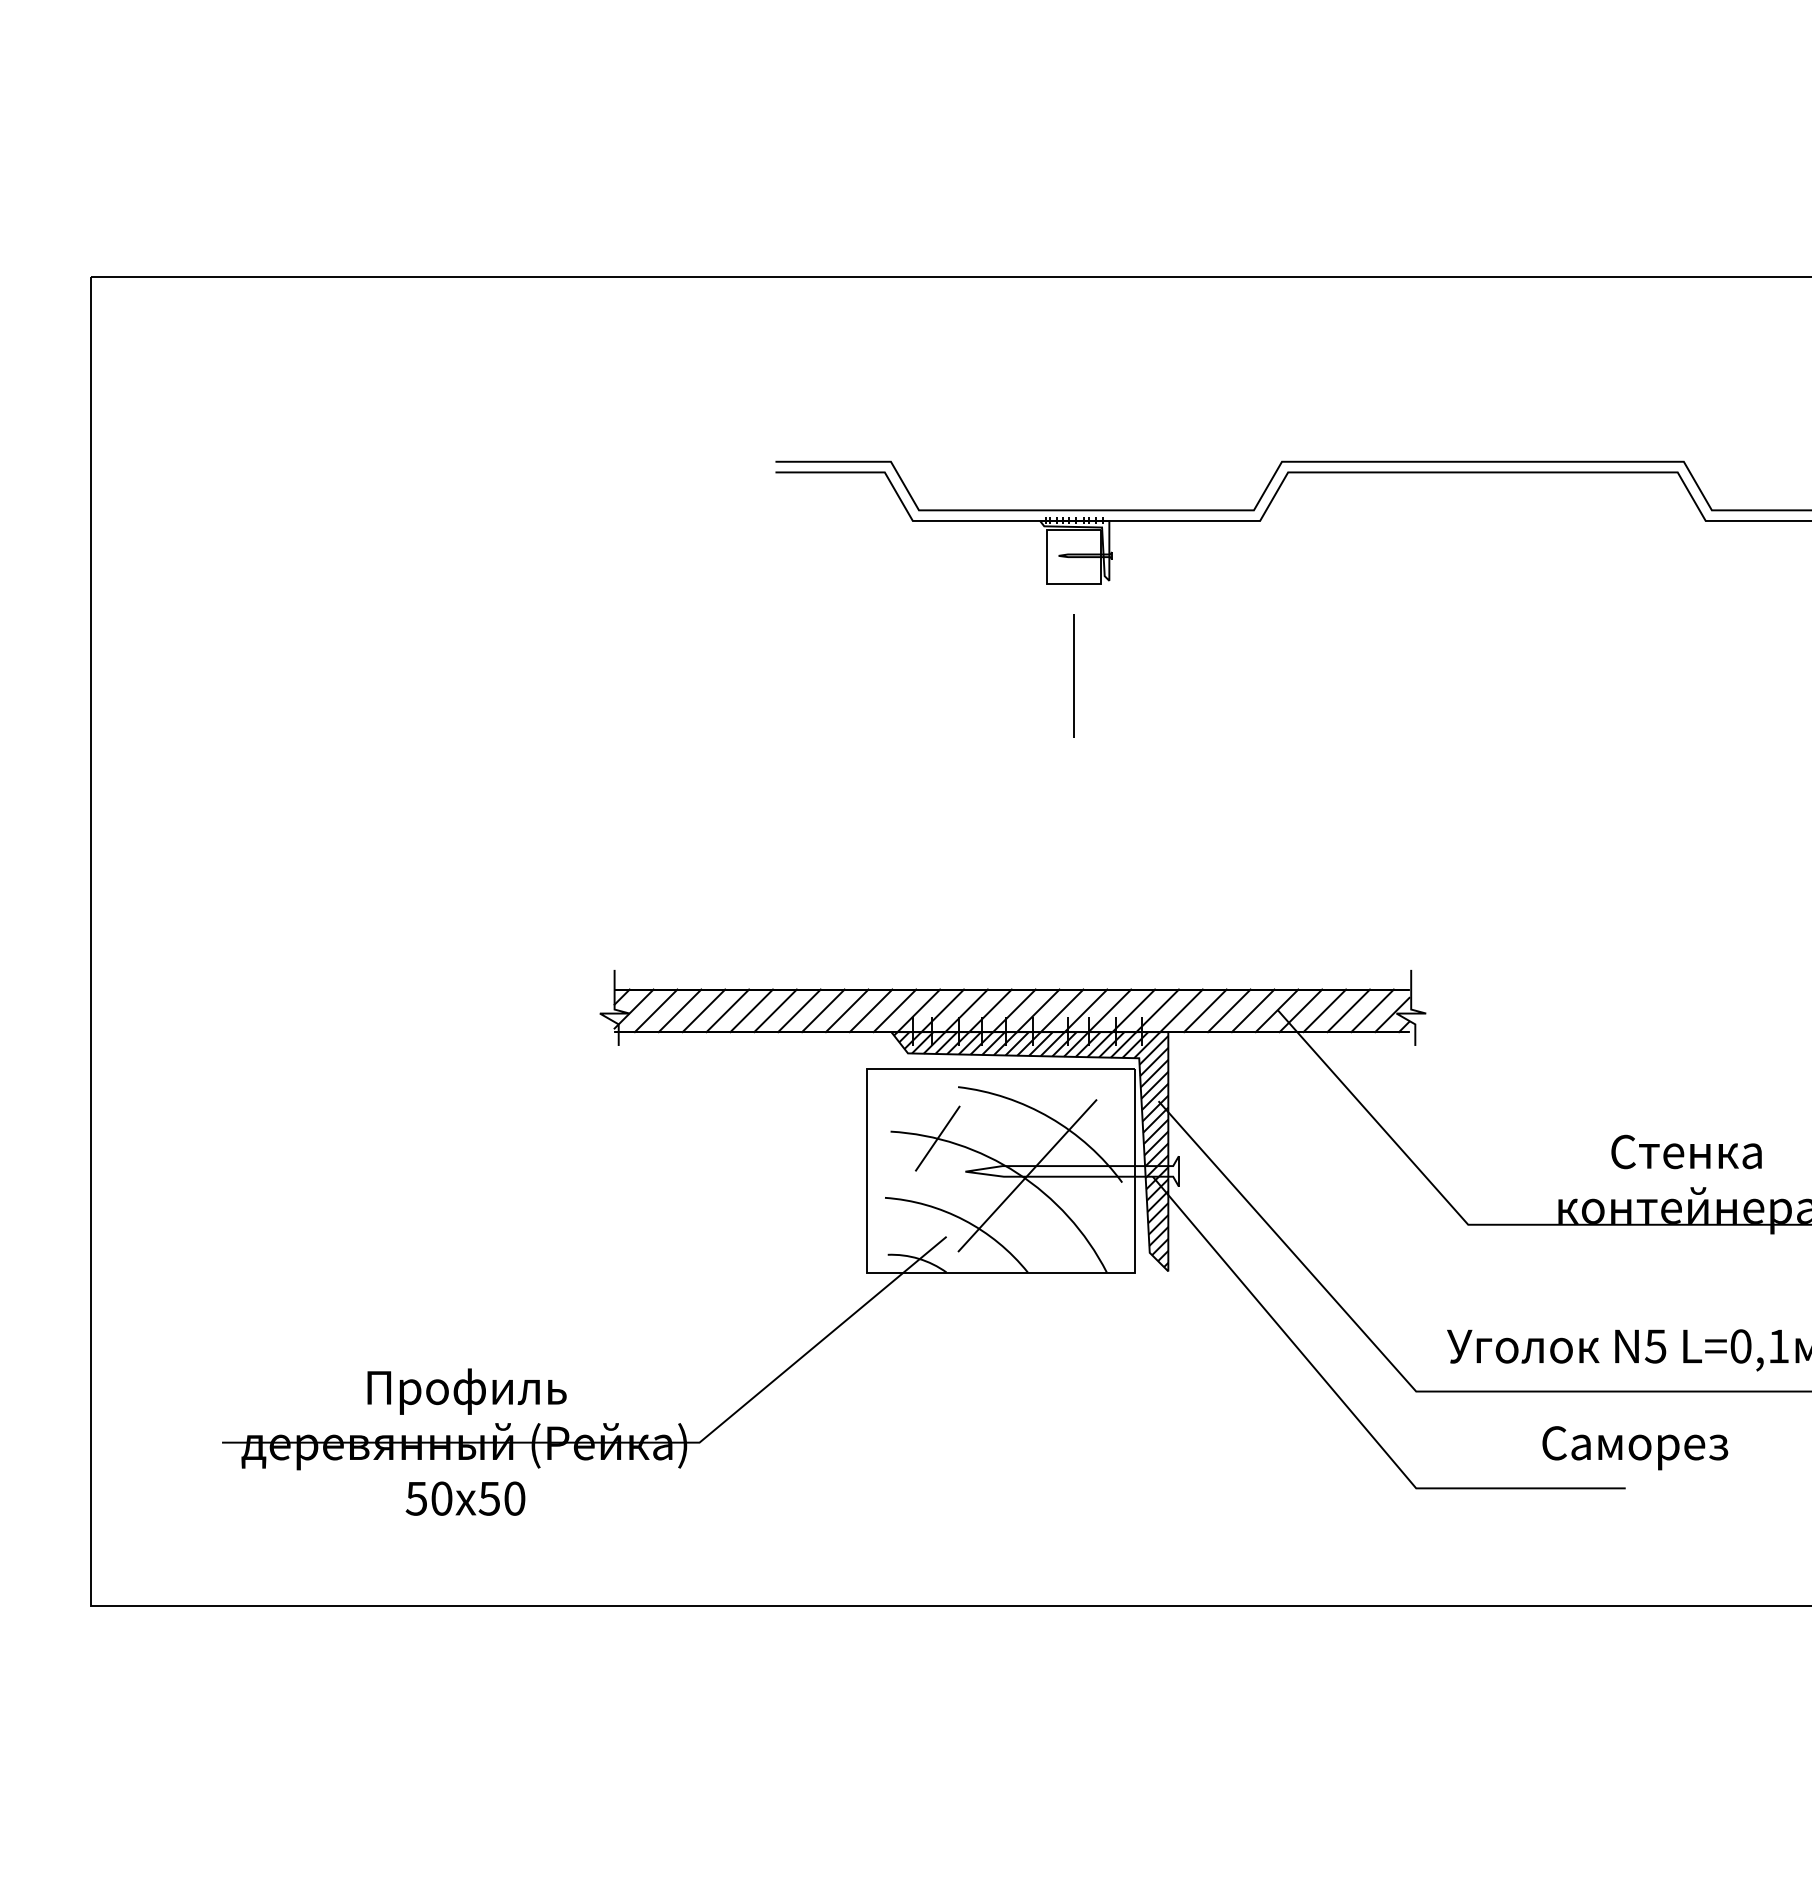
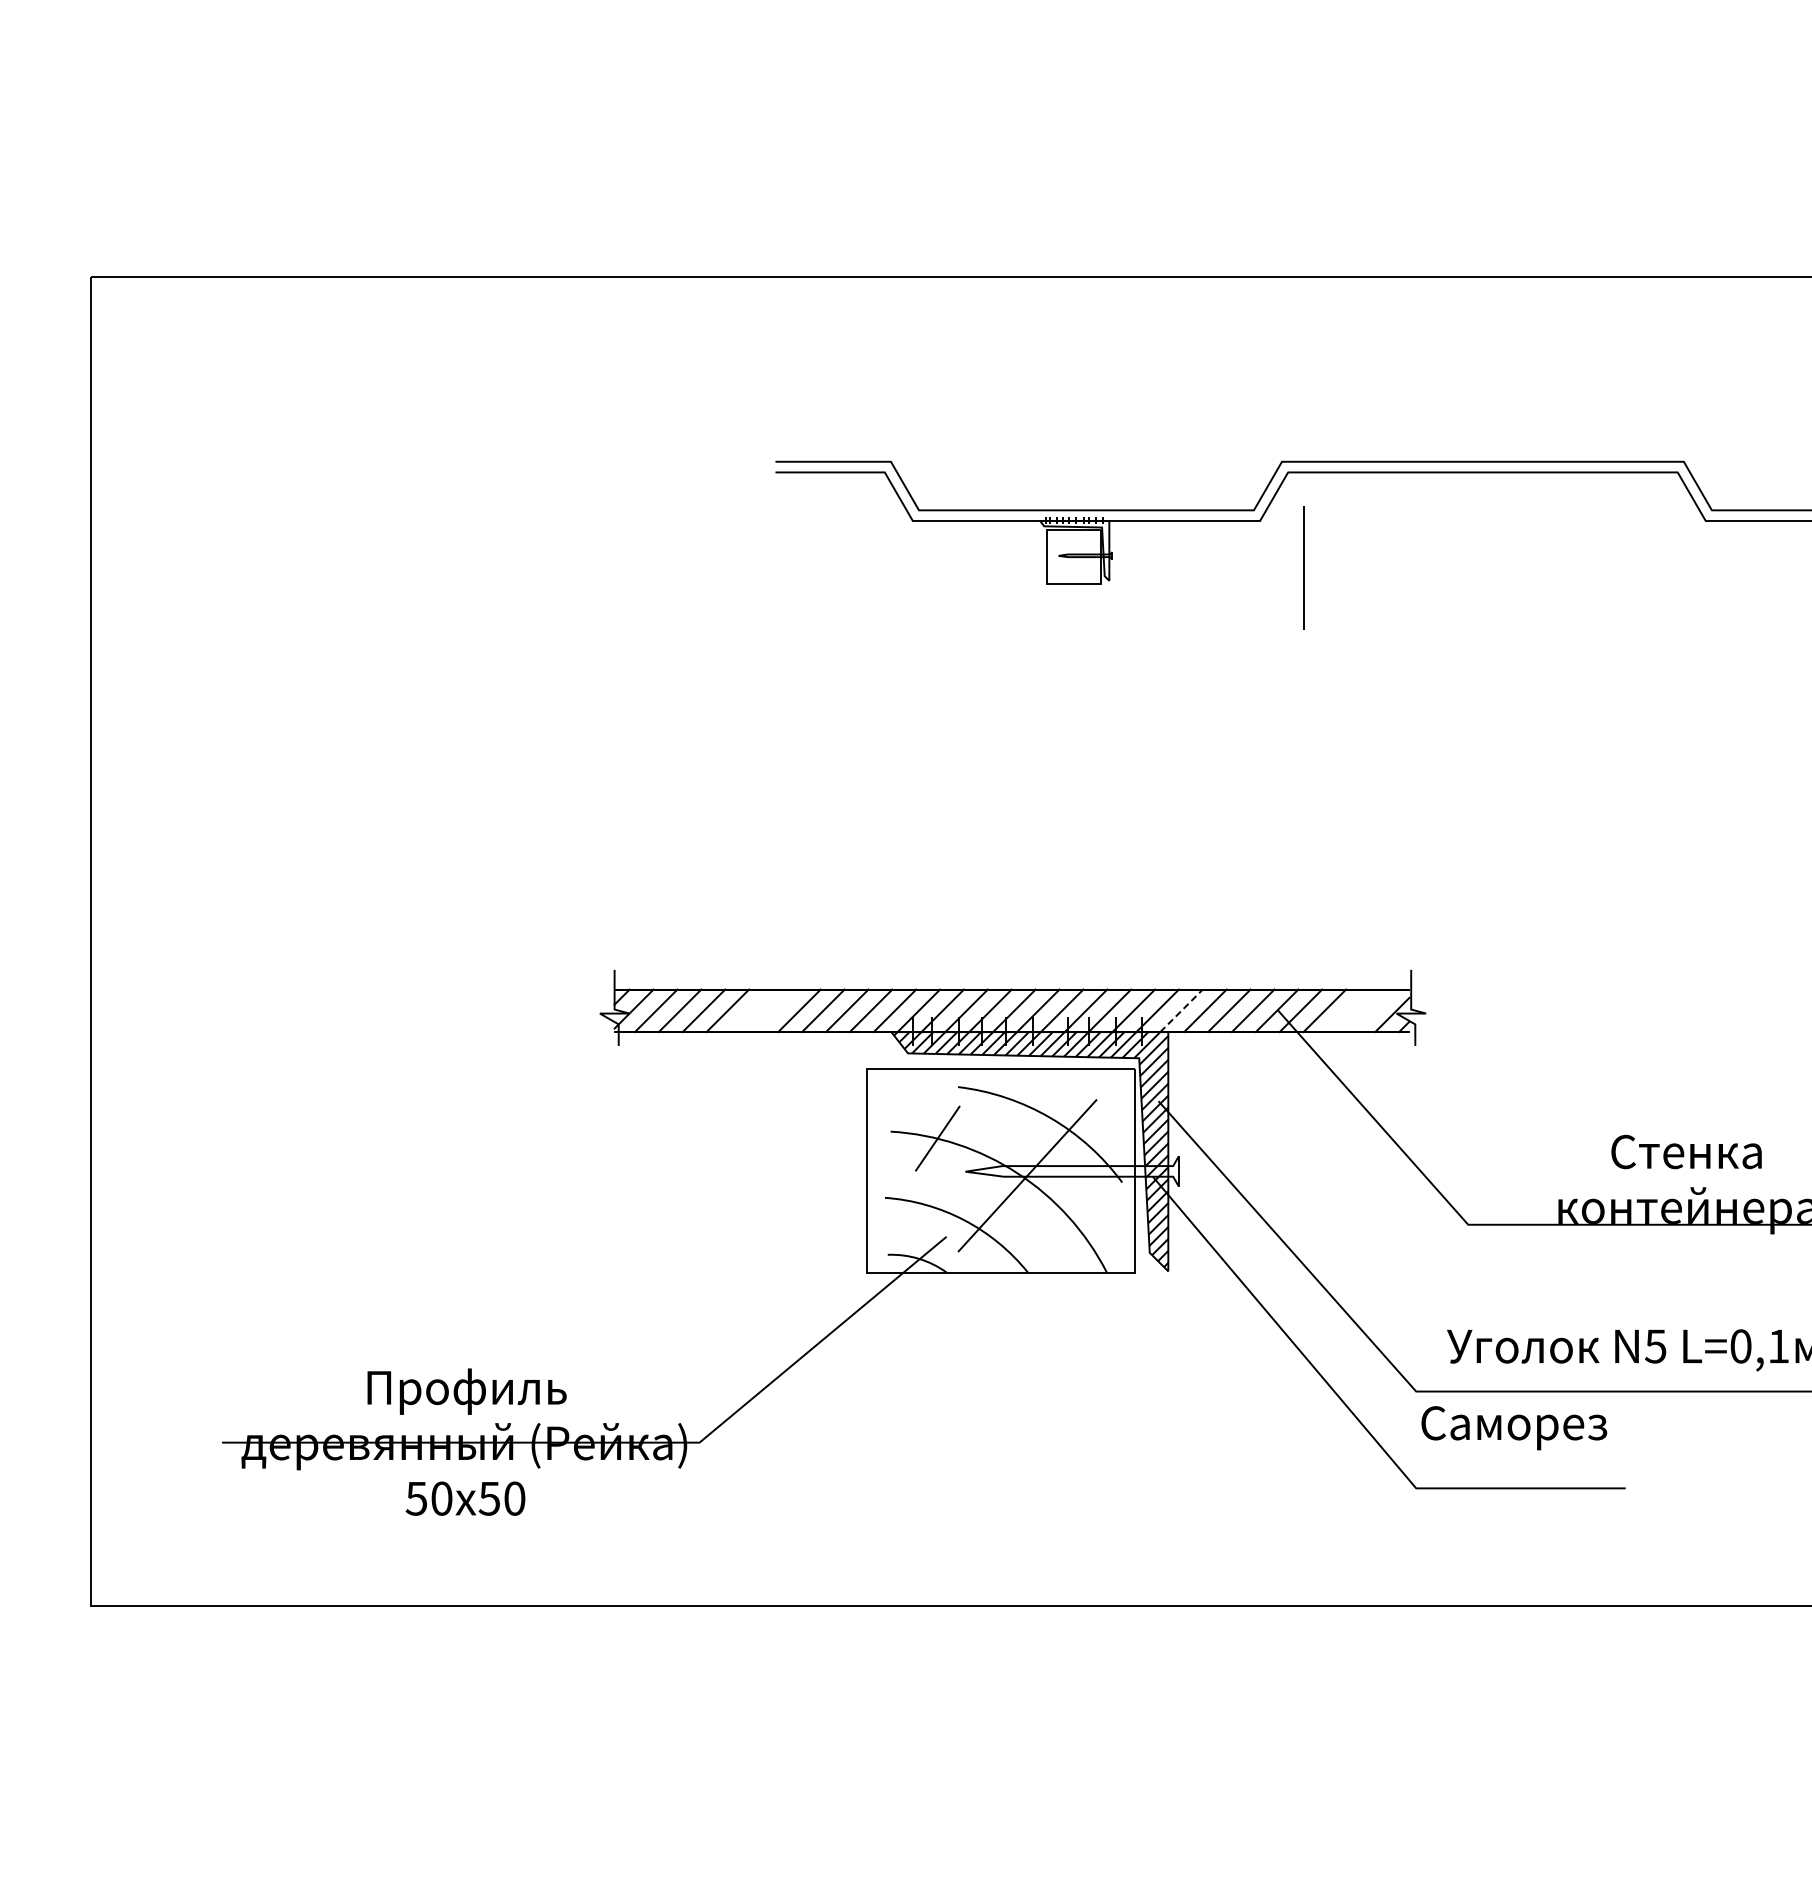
line position: (1073, 675) -> (1303, 567) (1303, 567)
line: present -> none (751, 1010)
line: present -> none (775, 1010)
line: solid -> dashed (1181, 1010)
line: present -> none (1348, 1010)
line: present -> none (1372, 1010)
text position: (1635, 1448) -> (1514, 1428) (1514, 1428)
